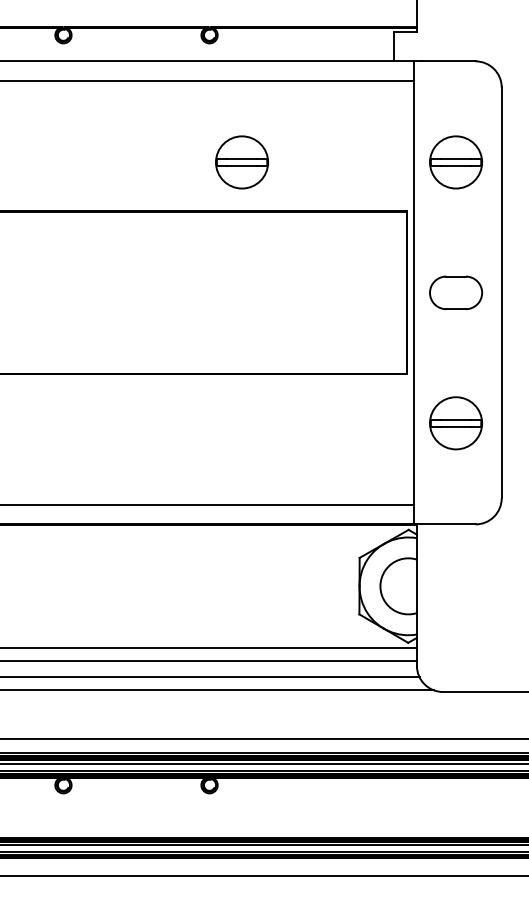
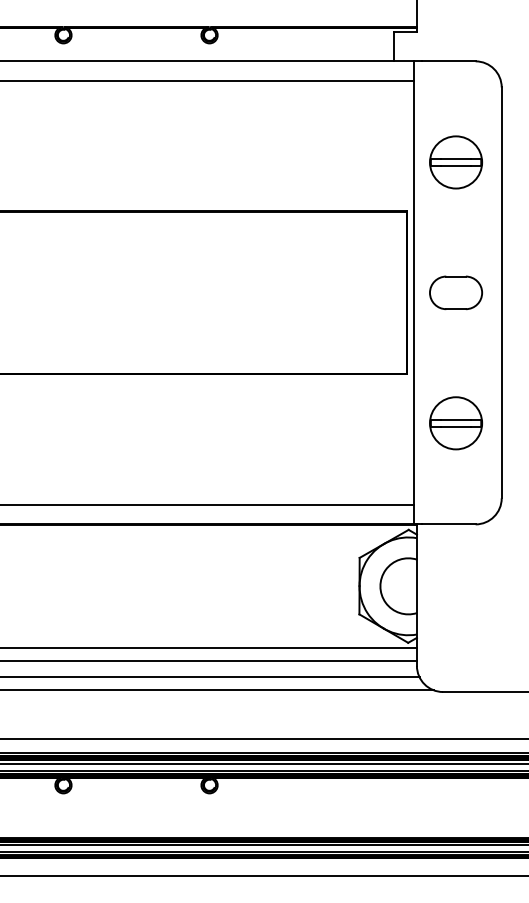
part: present -> none (241, 162)
